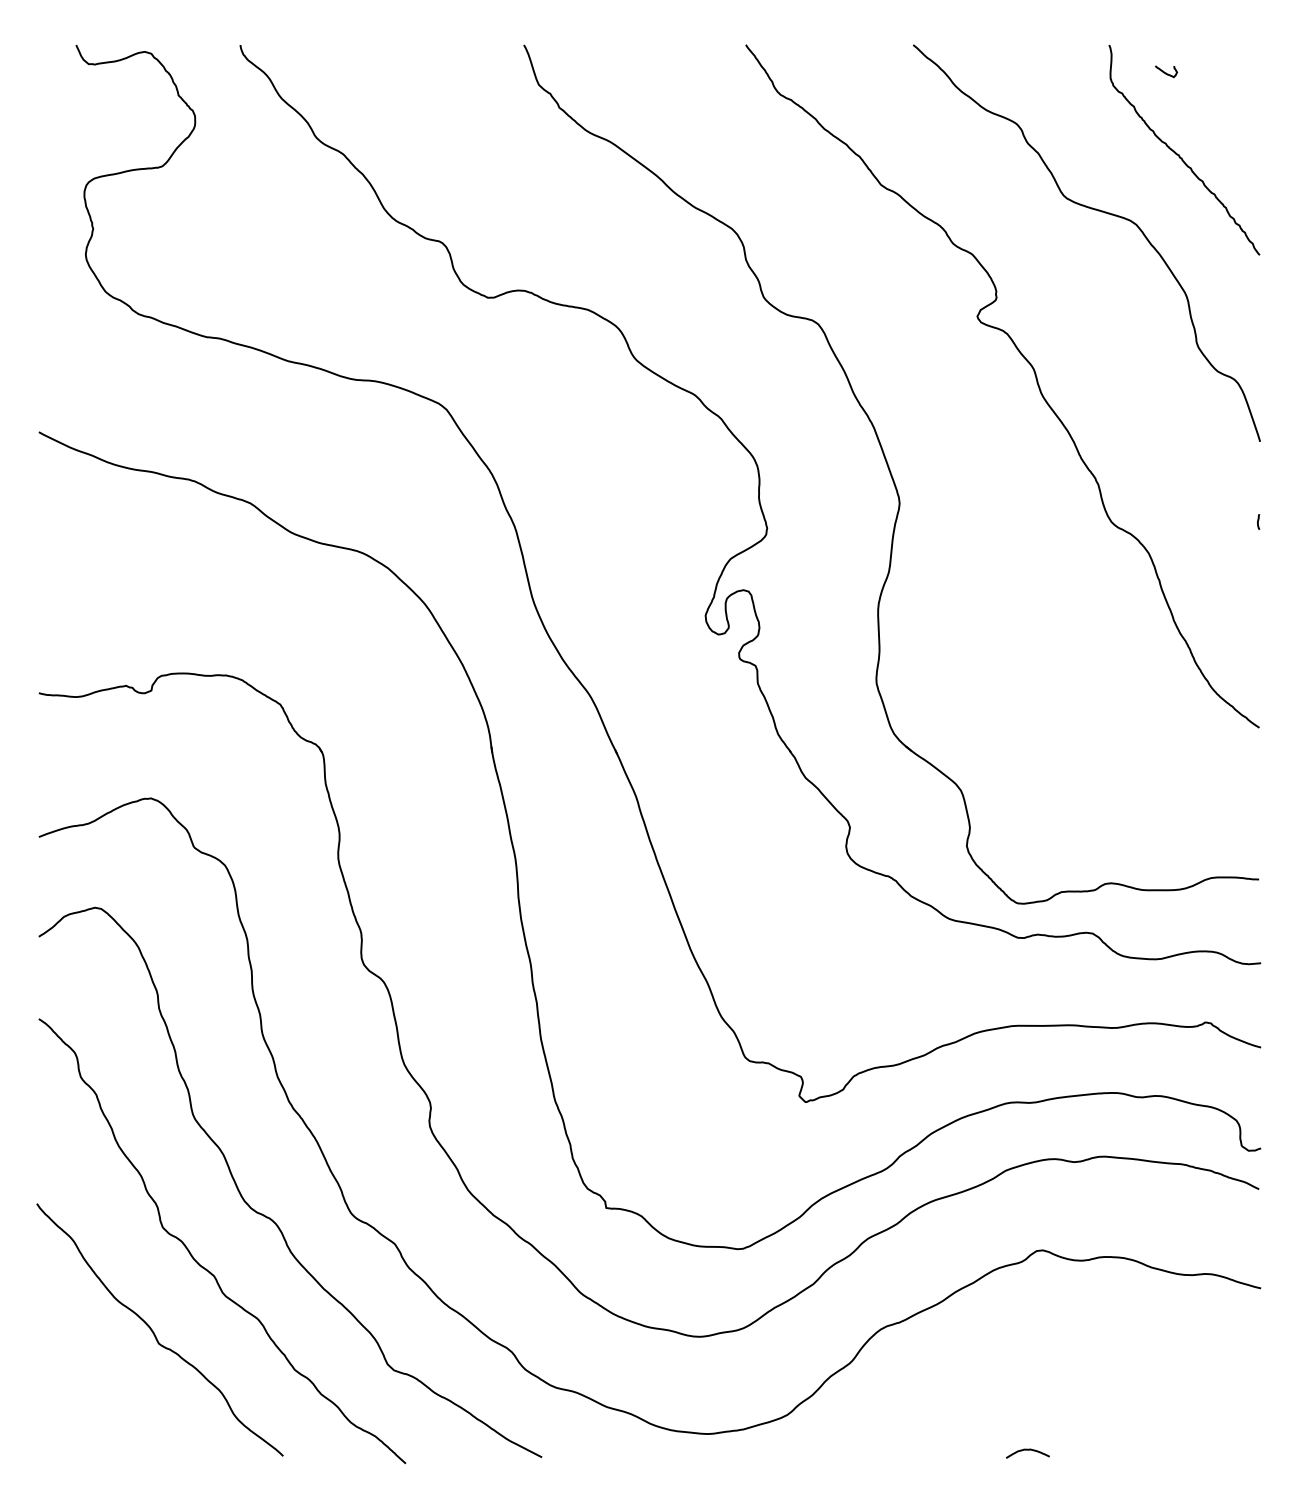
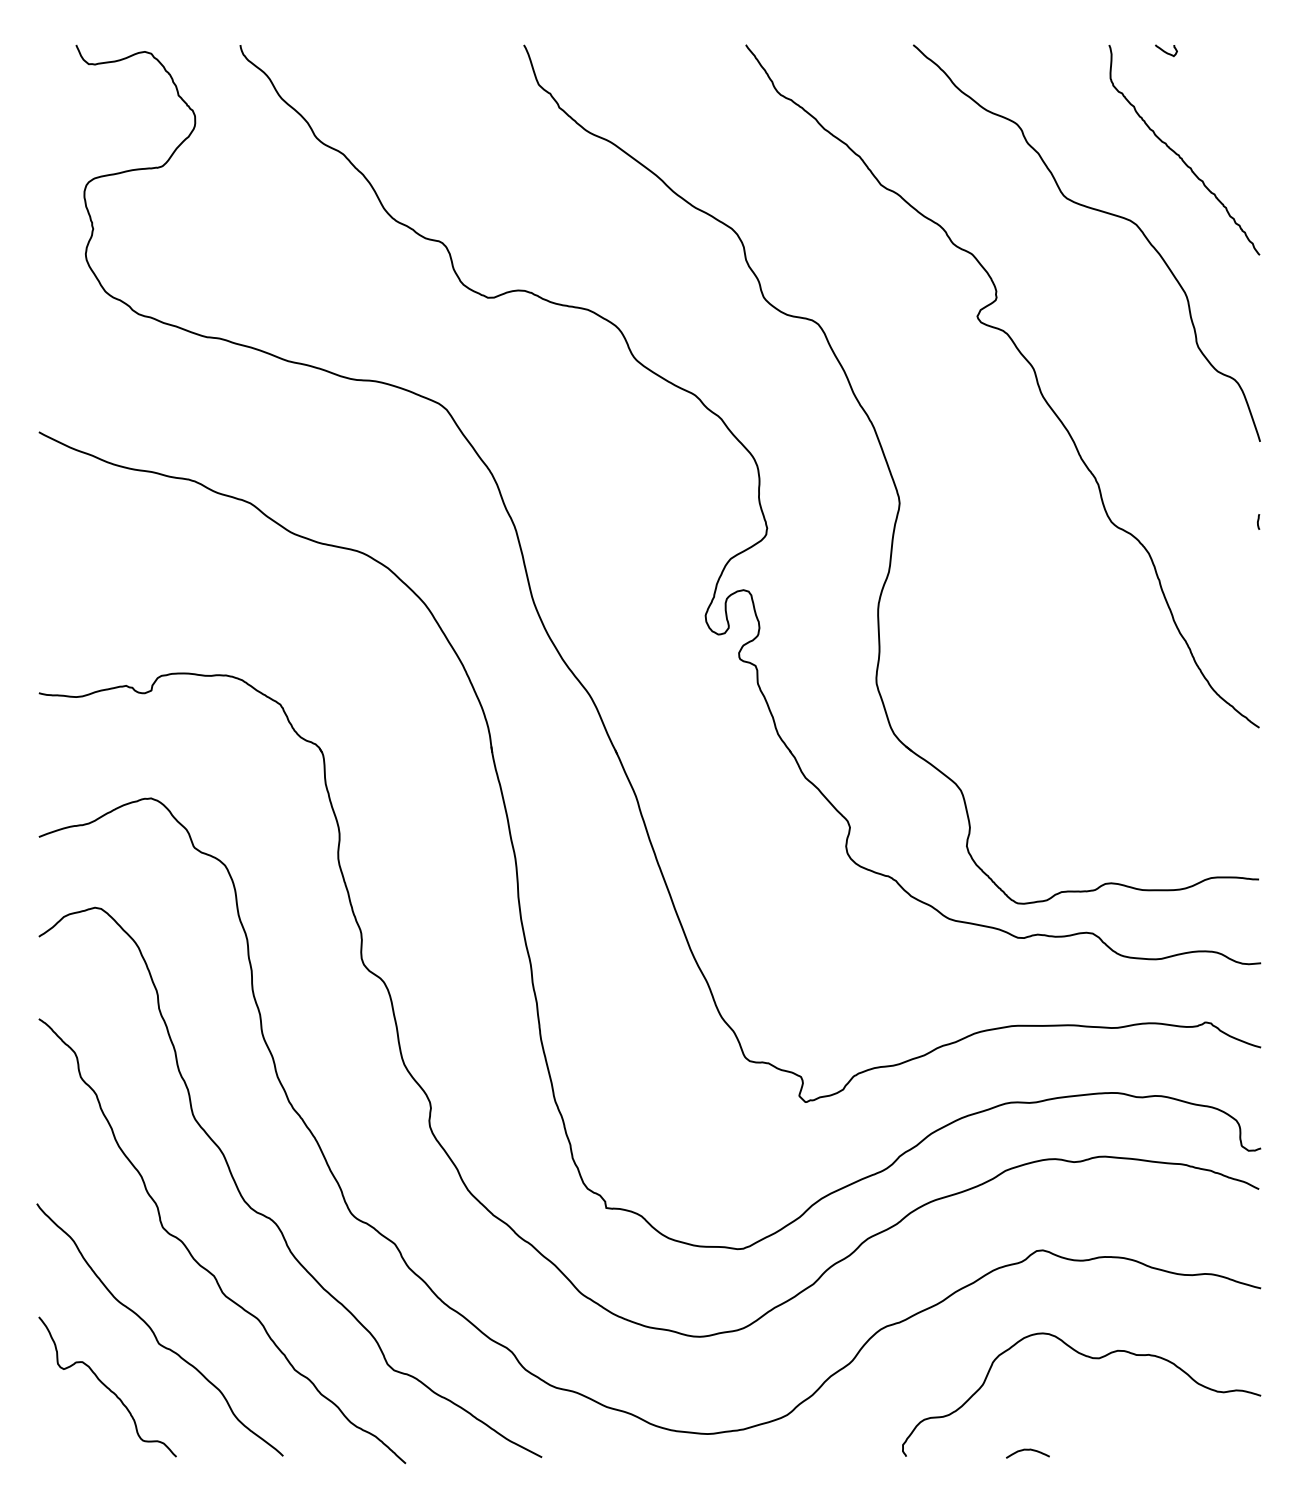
curve position: (1166, 72) -> (1166, 51) (1166, 51)
curve: none -> present (1093, 1359)
curve: none -> present (107, 1386)
